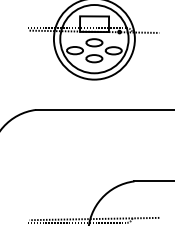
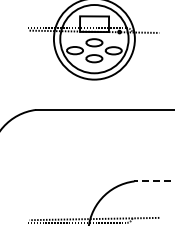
line: solid -> dashed (154, 181)
